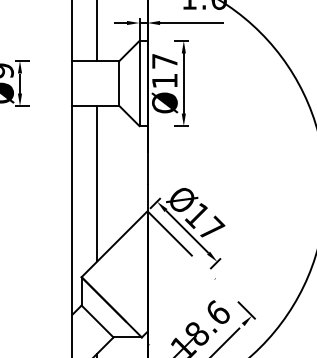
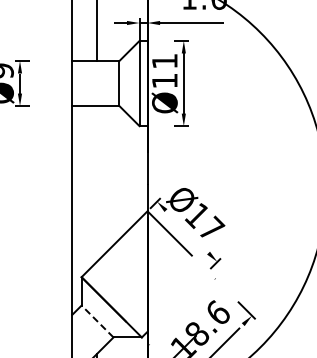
text: Ø17 -> Ø11 (164, 61)
line: present -> none (97, 183)
line: present -> none (187, 231)
line: solid -> dashed (97, 321)
